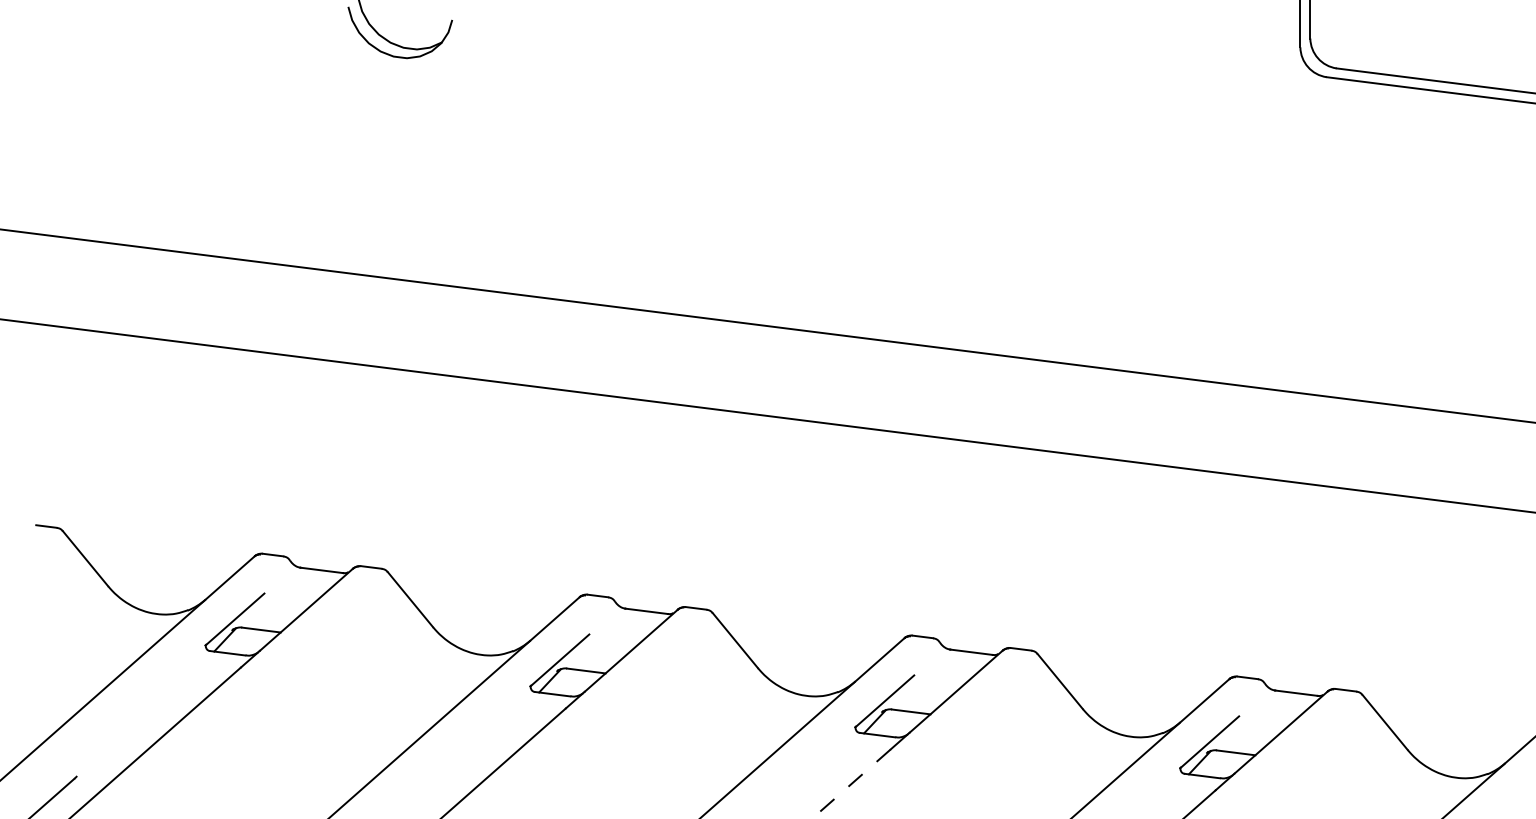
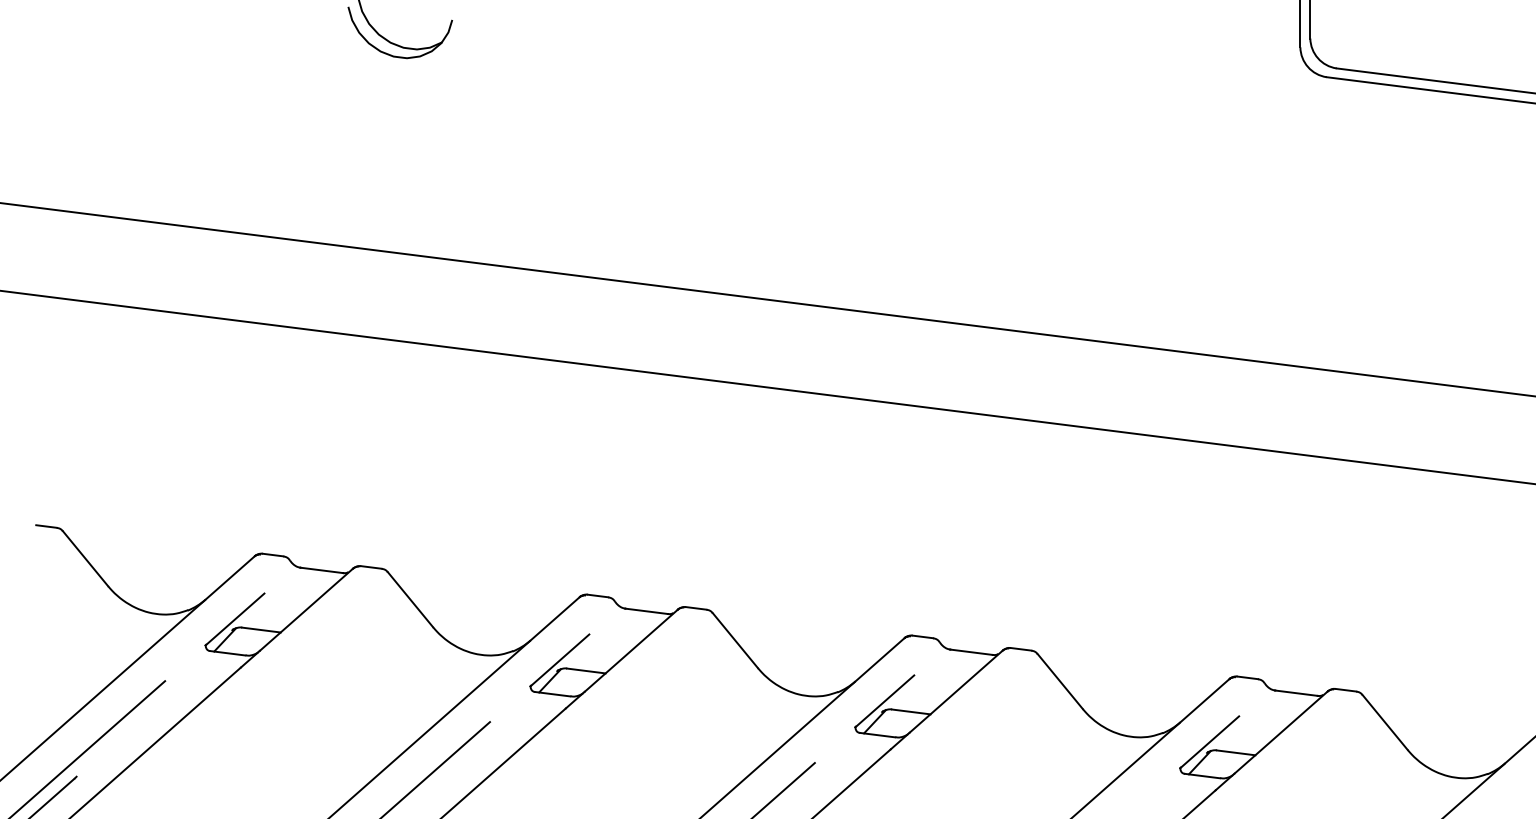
line position: (767, 325) -> (767, 299) (767, 299)
line position: (767, 415) -> (767, 387) (767, 387)
line: none -> present (88, 748)
line: none -> present (437, 768)
line: dashed -> solid (851, 784)
line: none -> present (784, 789)
